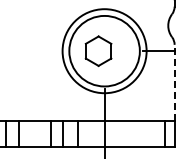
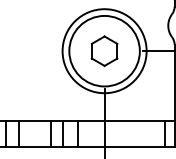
part position: (98, 50) -> (104, 50) (104, 50)
line: dashed -> solid (174, 82)
